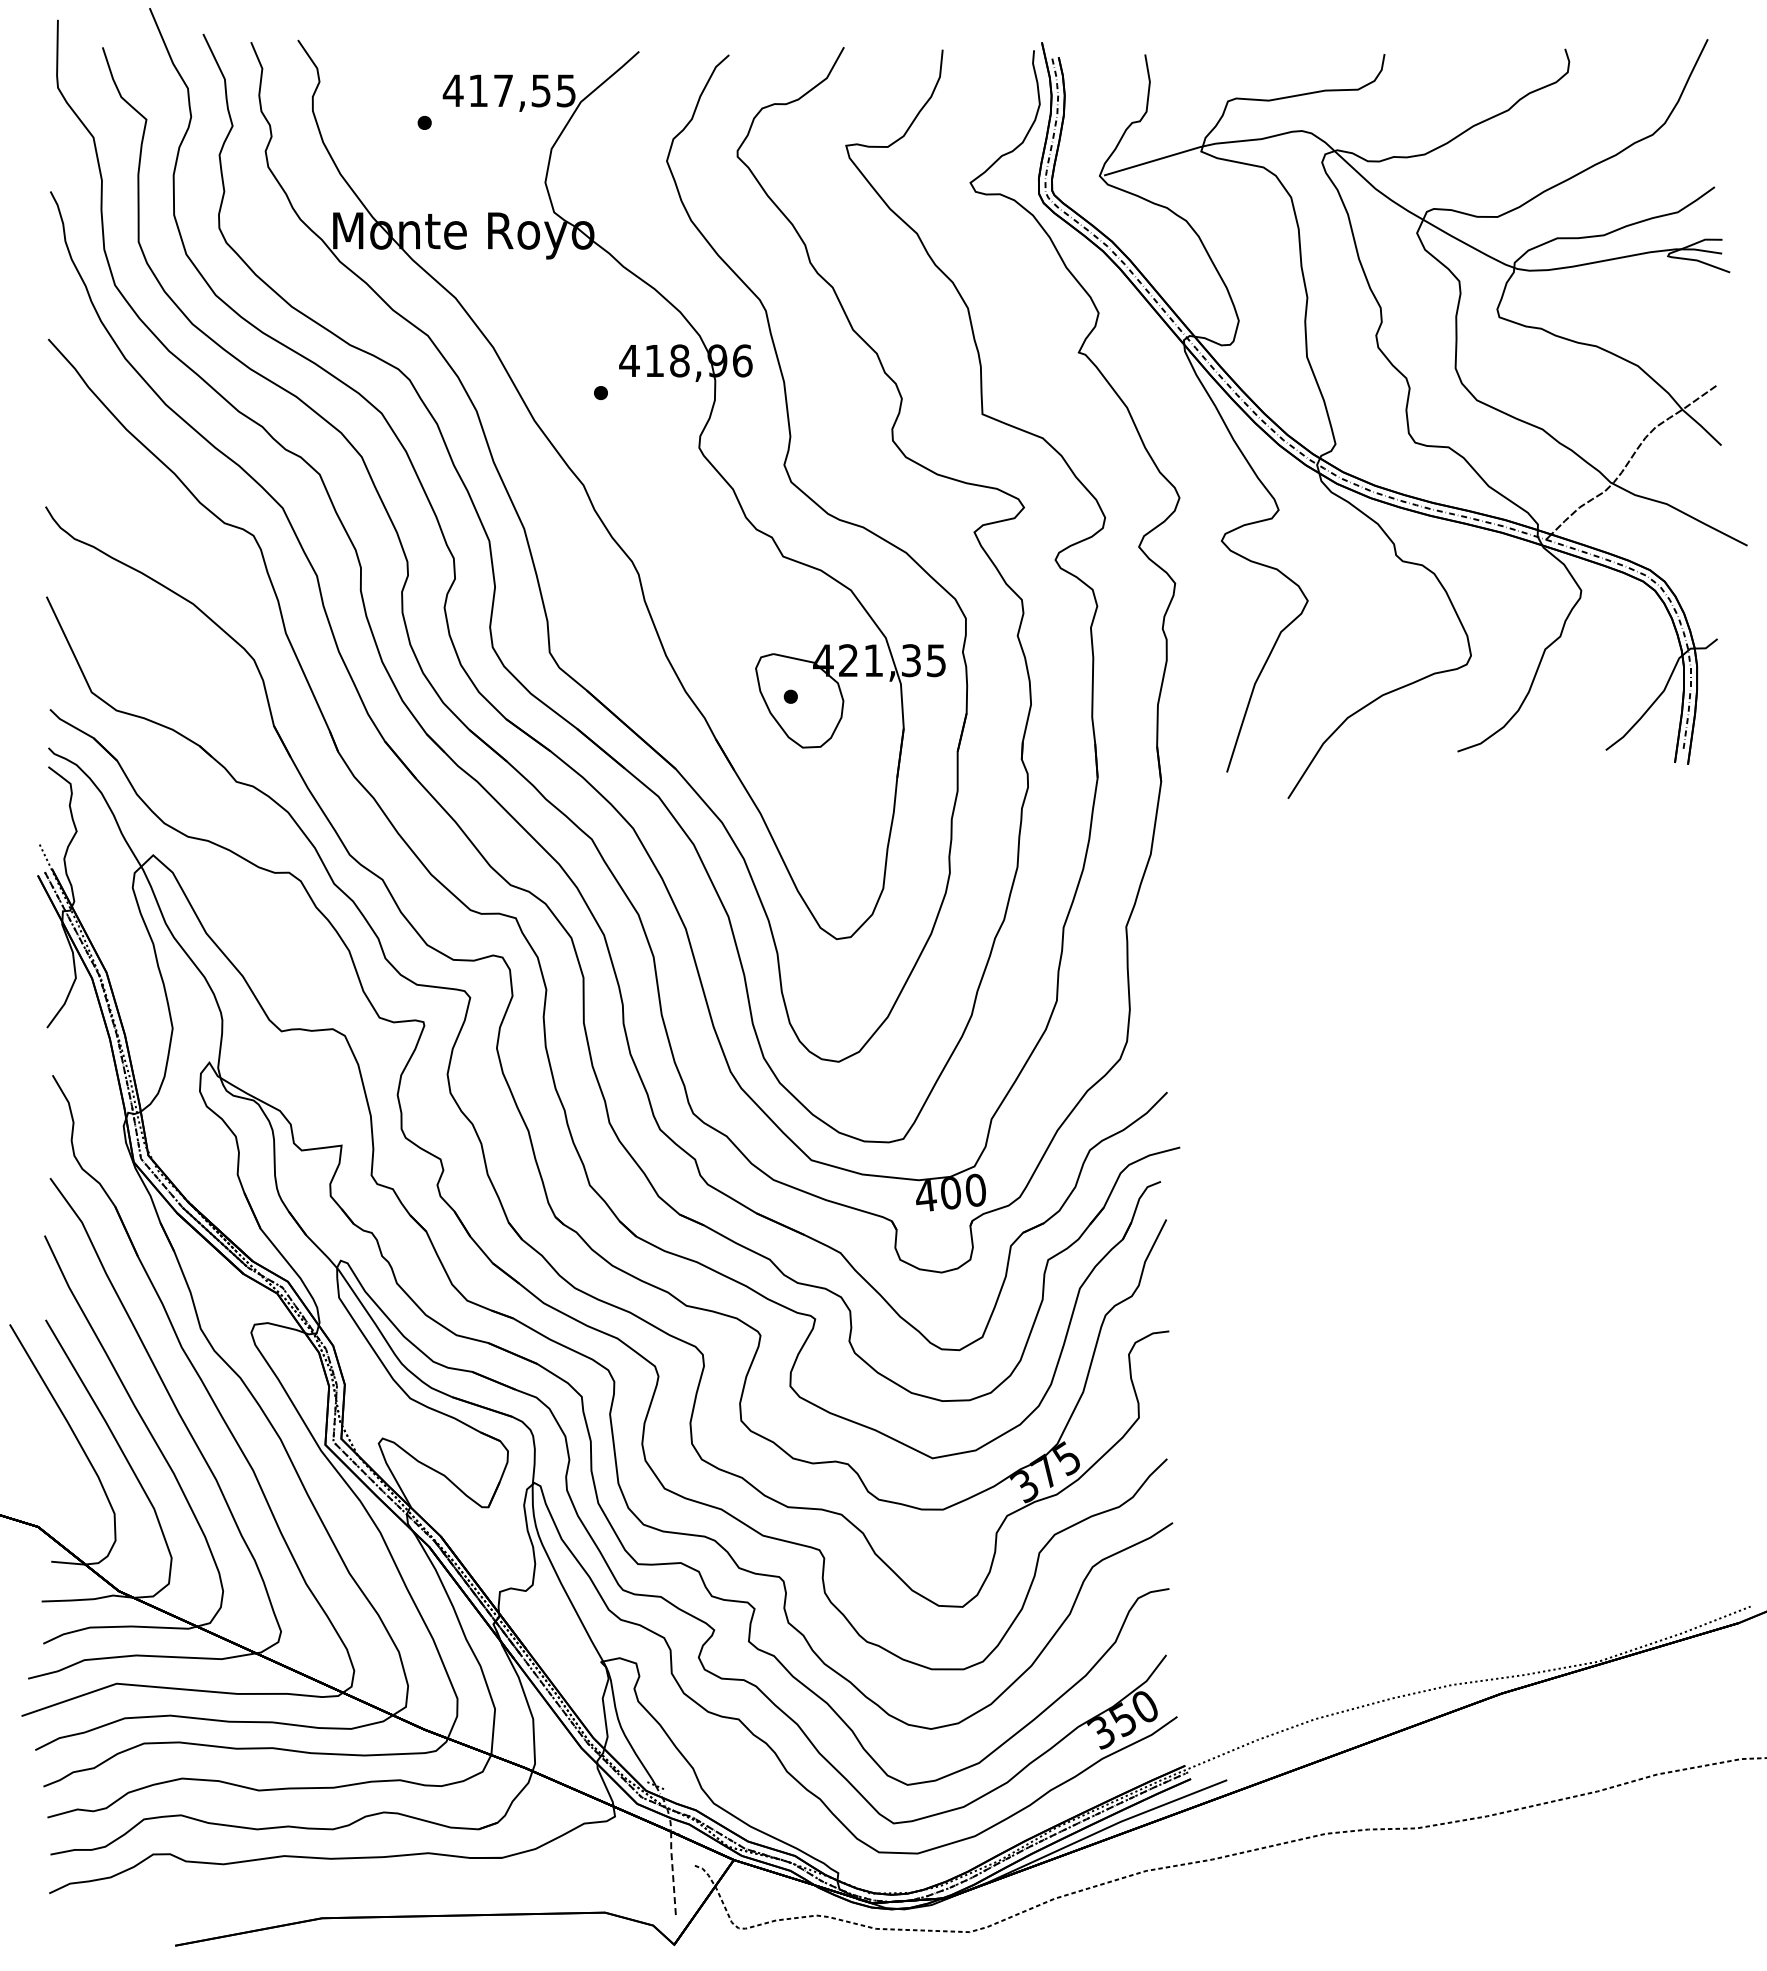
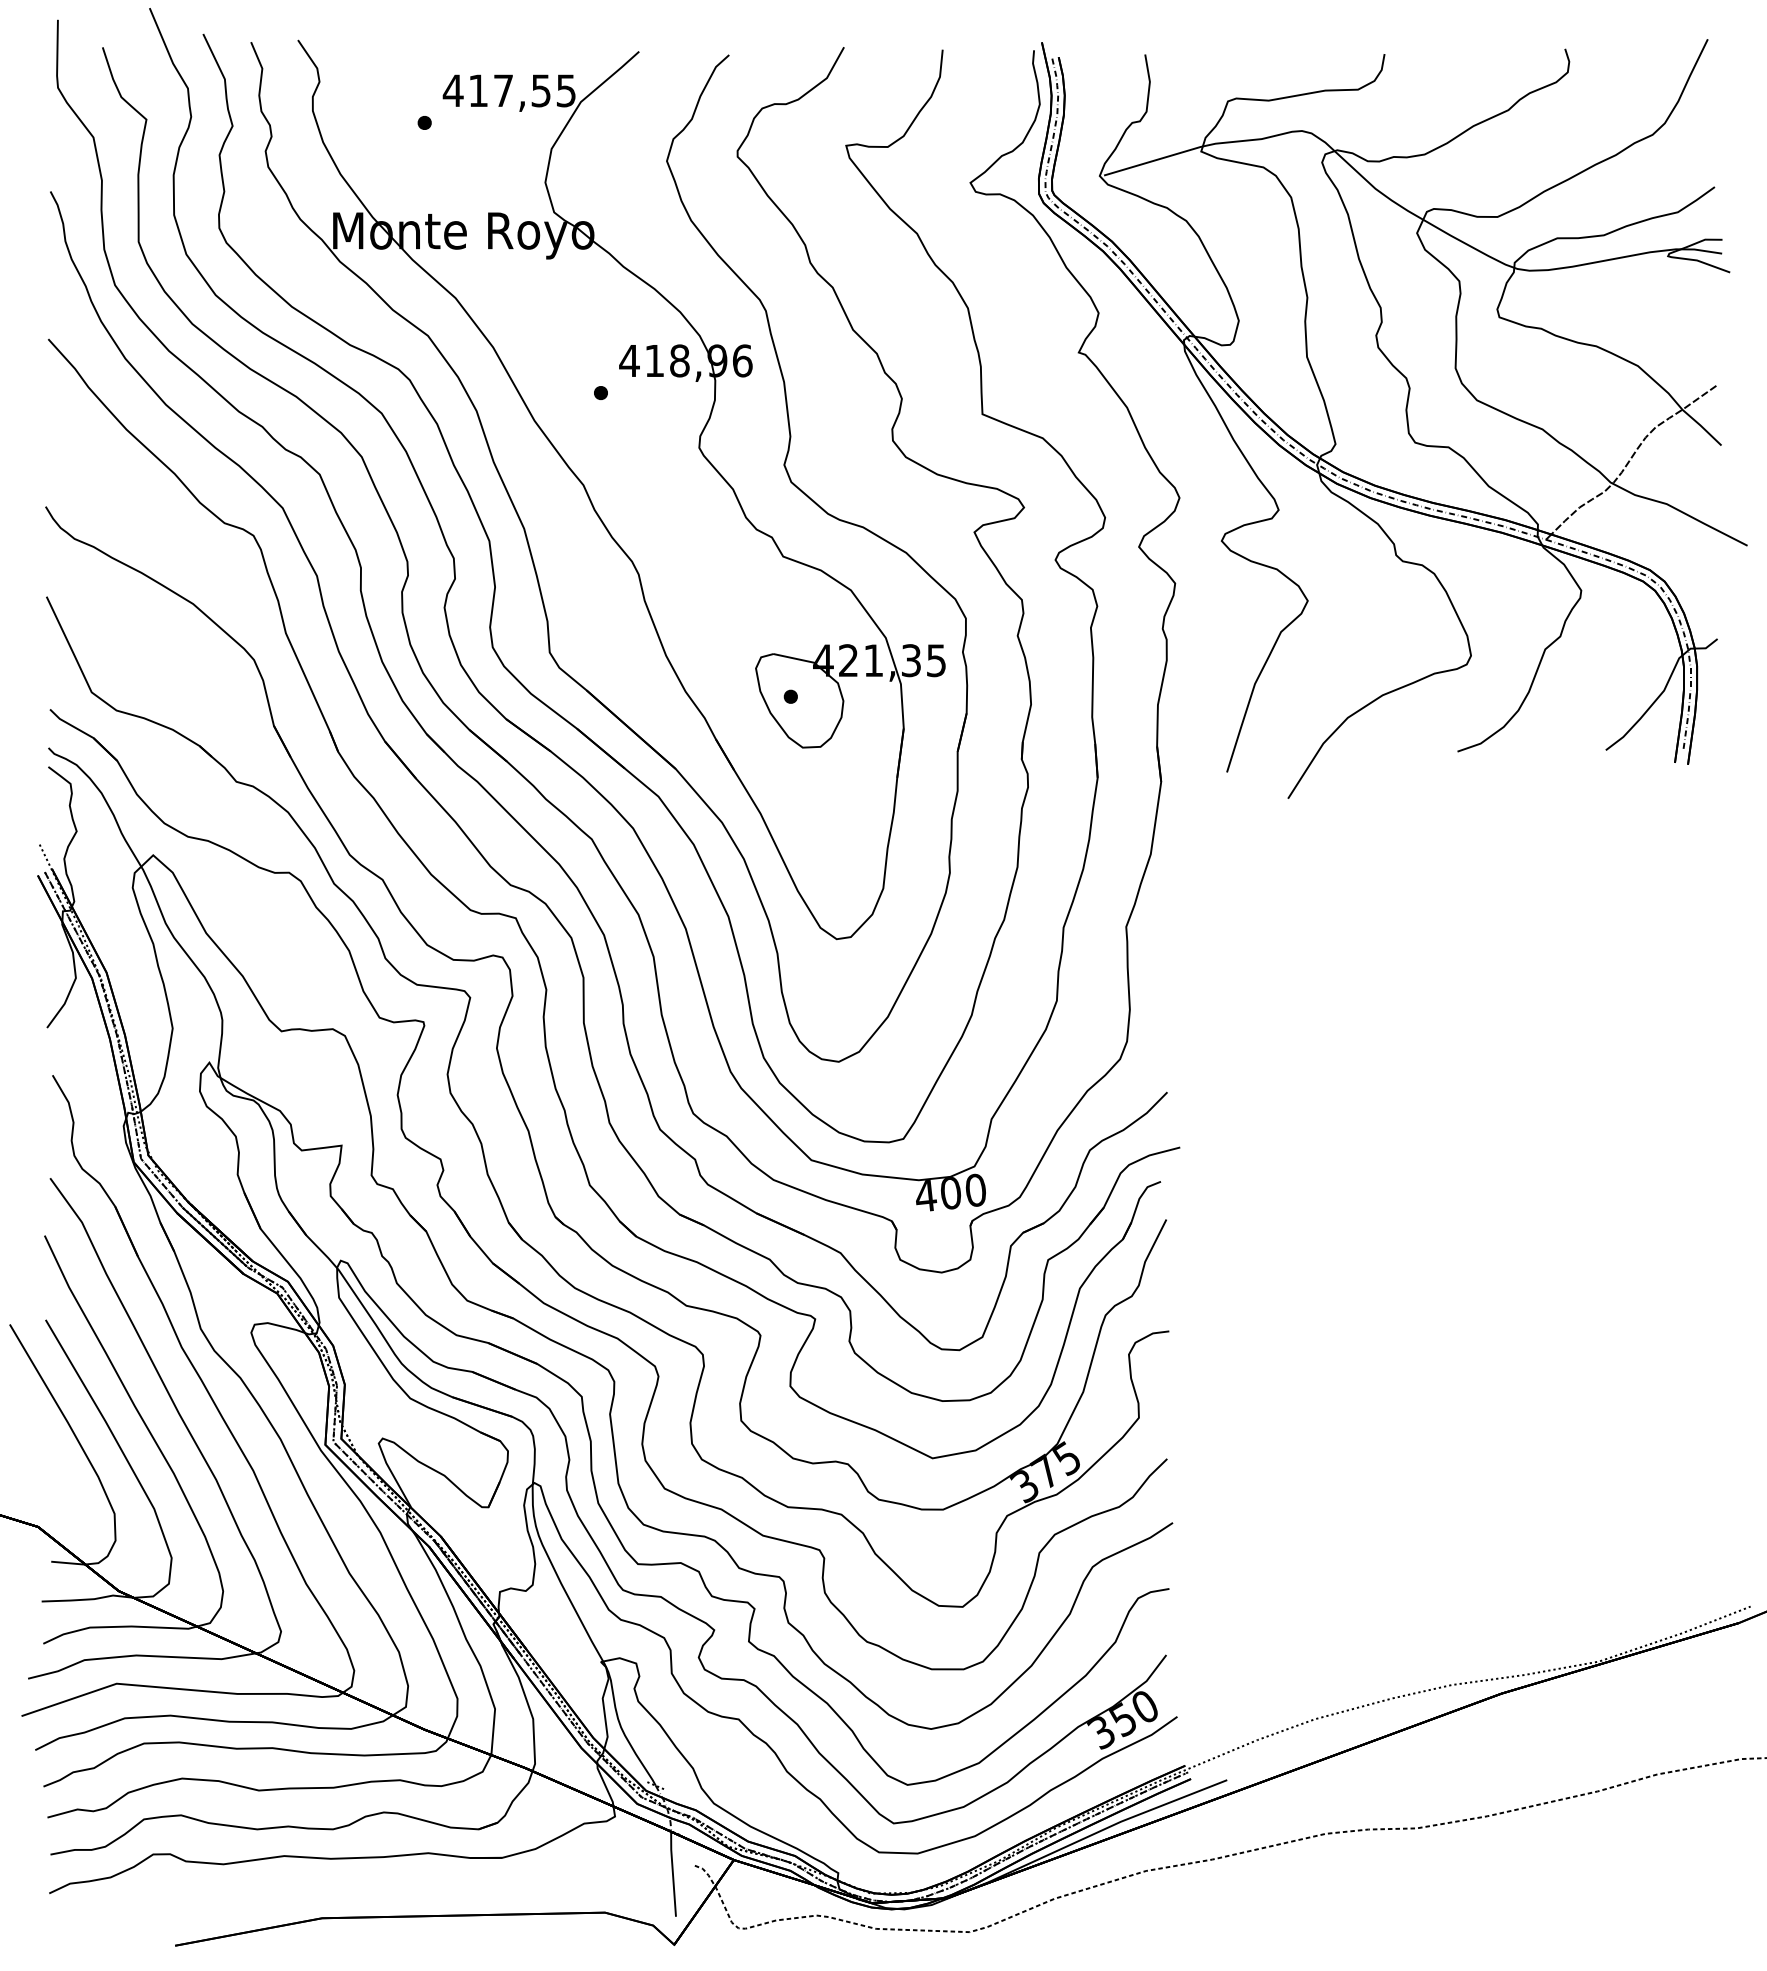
line: dashed -> solid (672, 1873)
